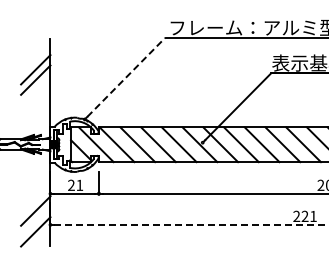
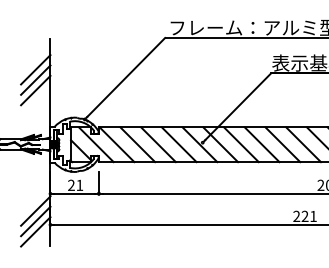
line: dashed -> solid (126, 77)
line: none -> present (35, 90)
line: none -> present (35, 221)
line: dashed -> solid (192, 224)
